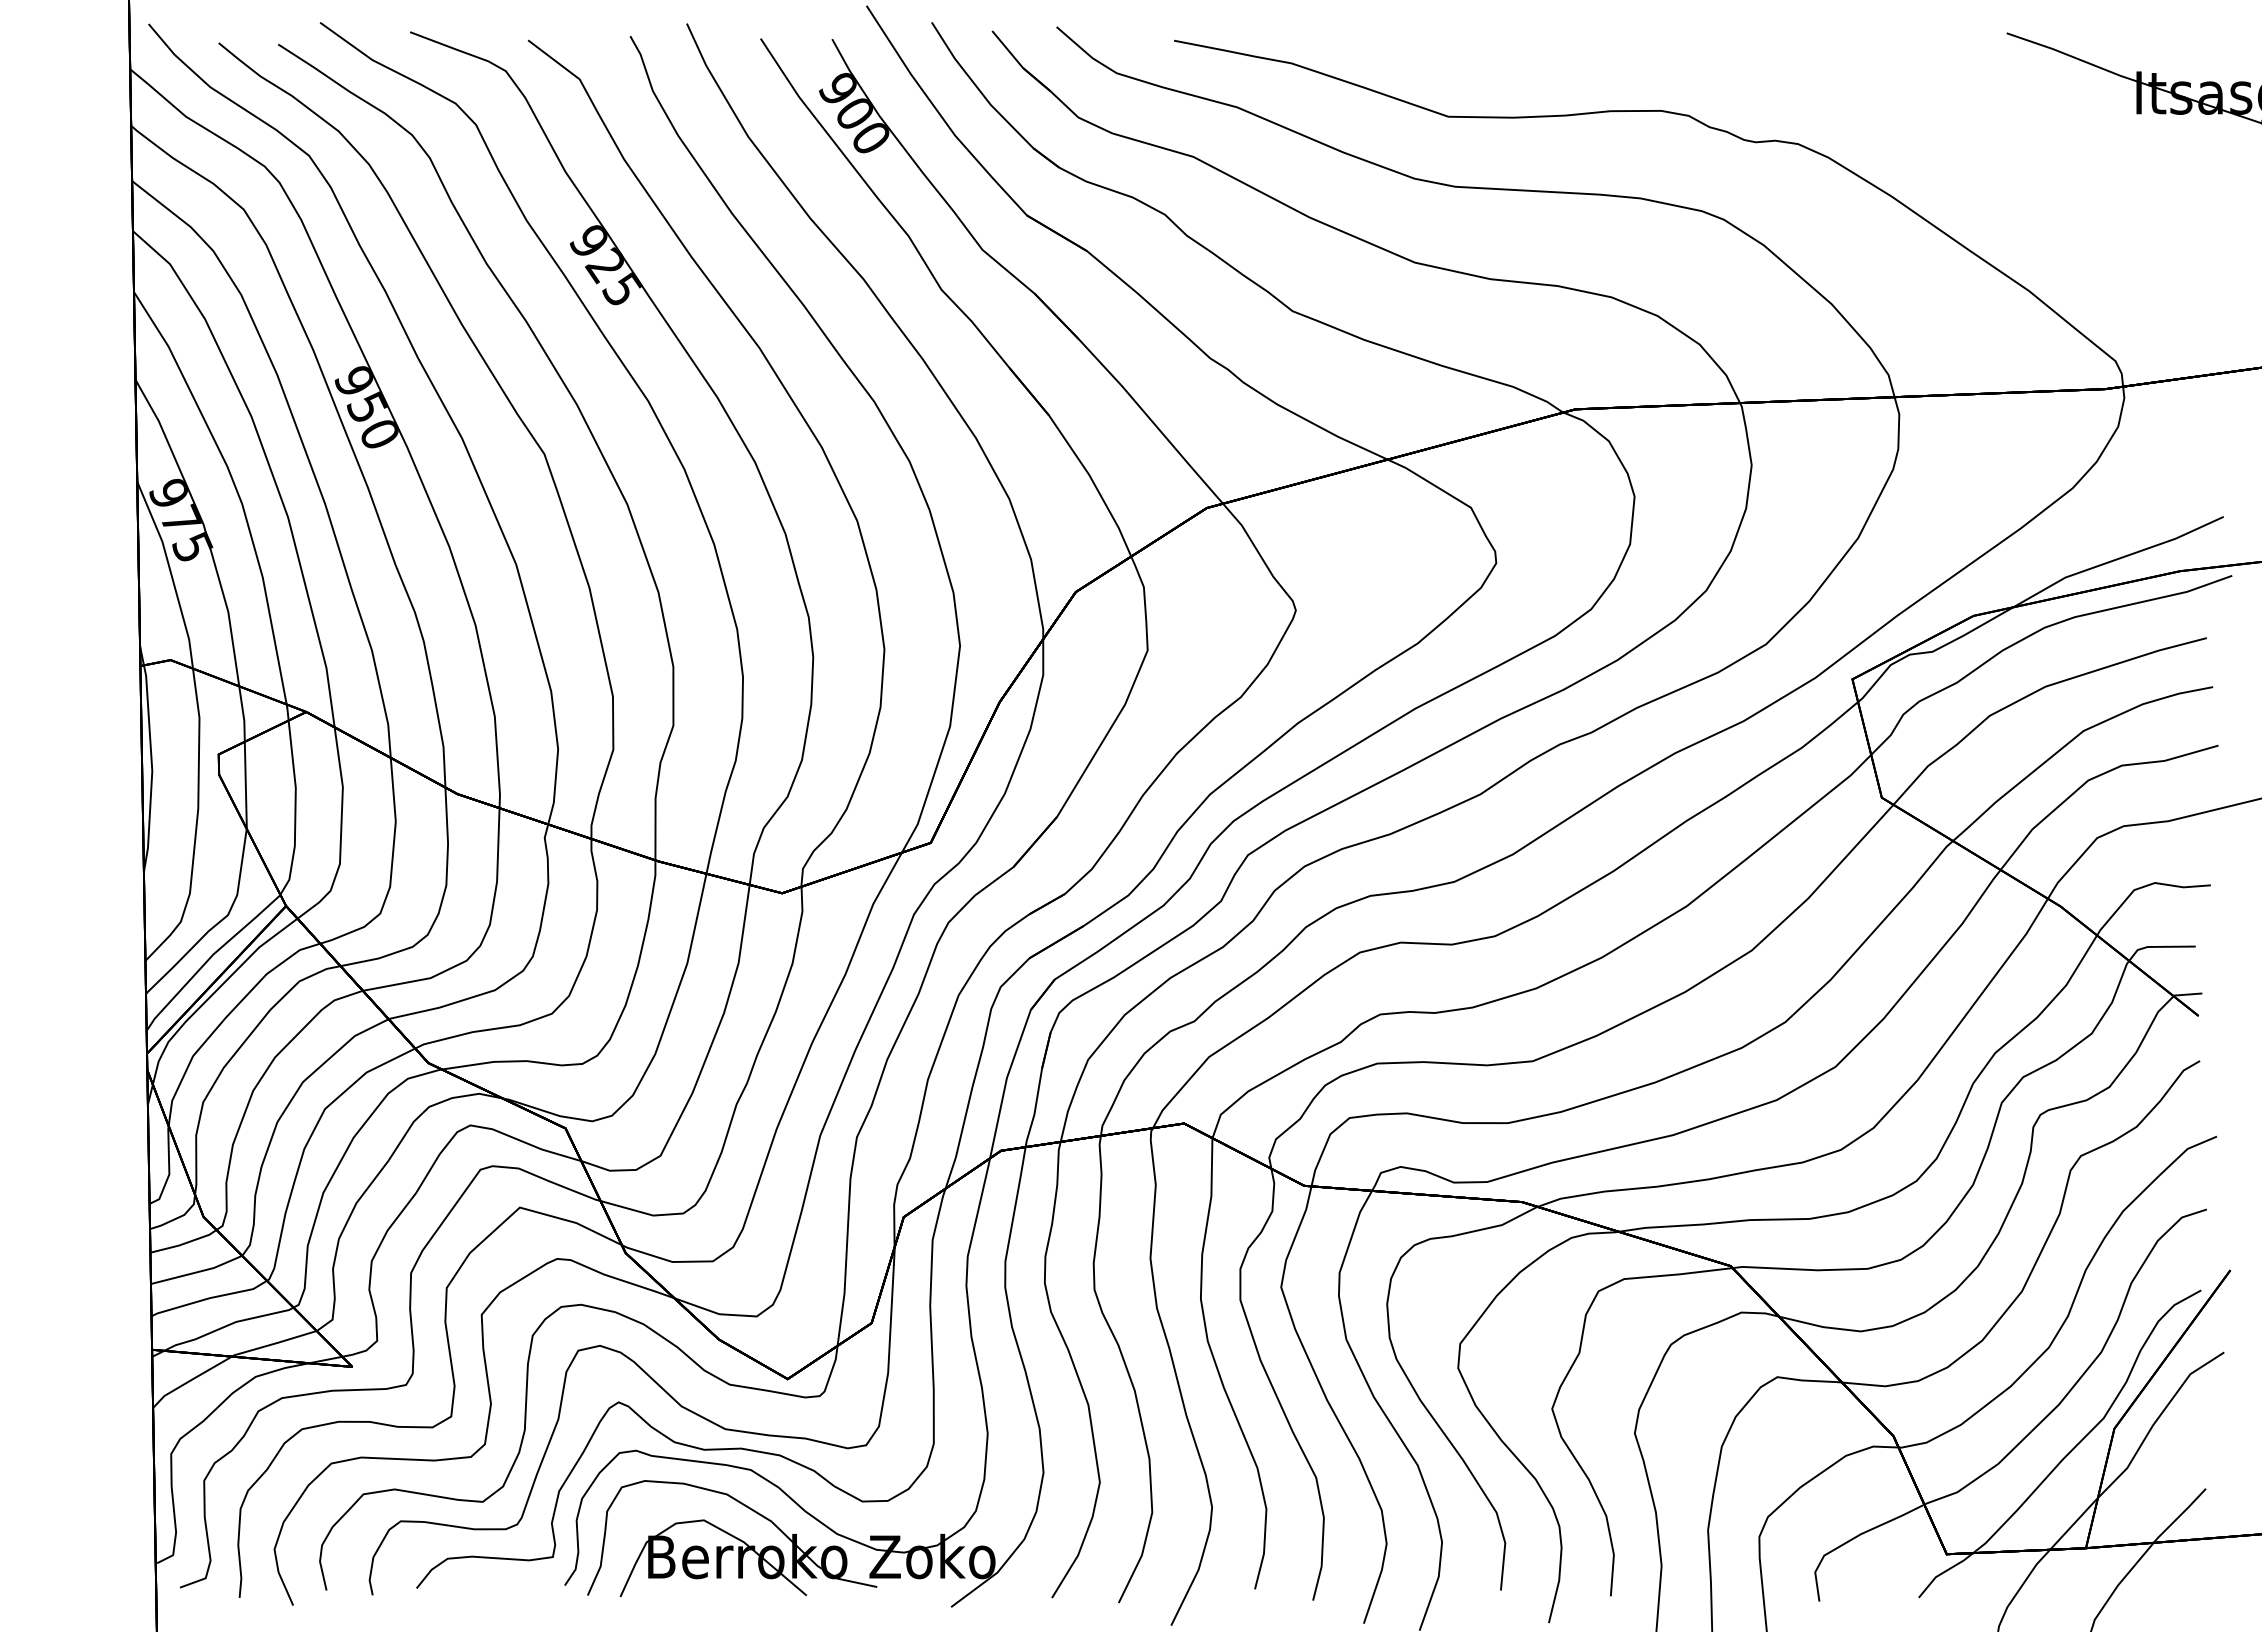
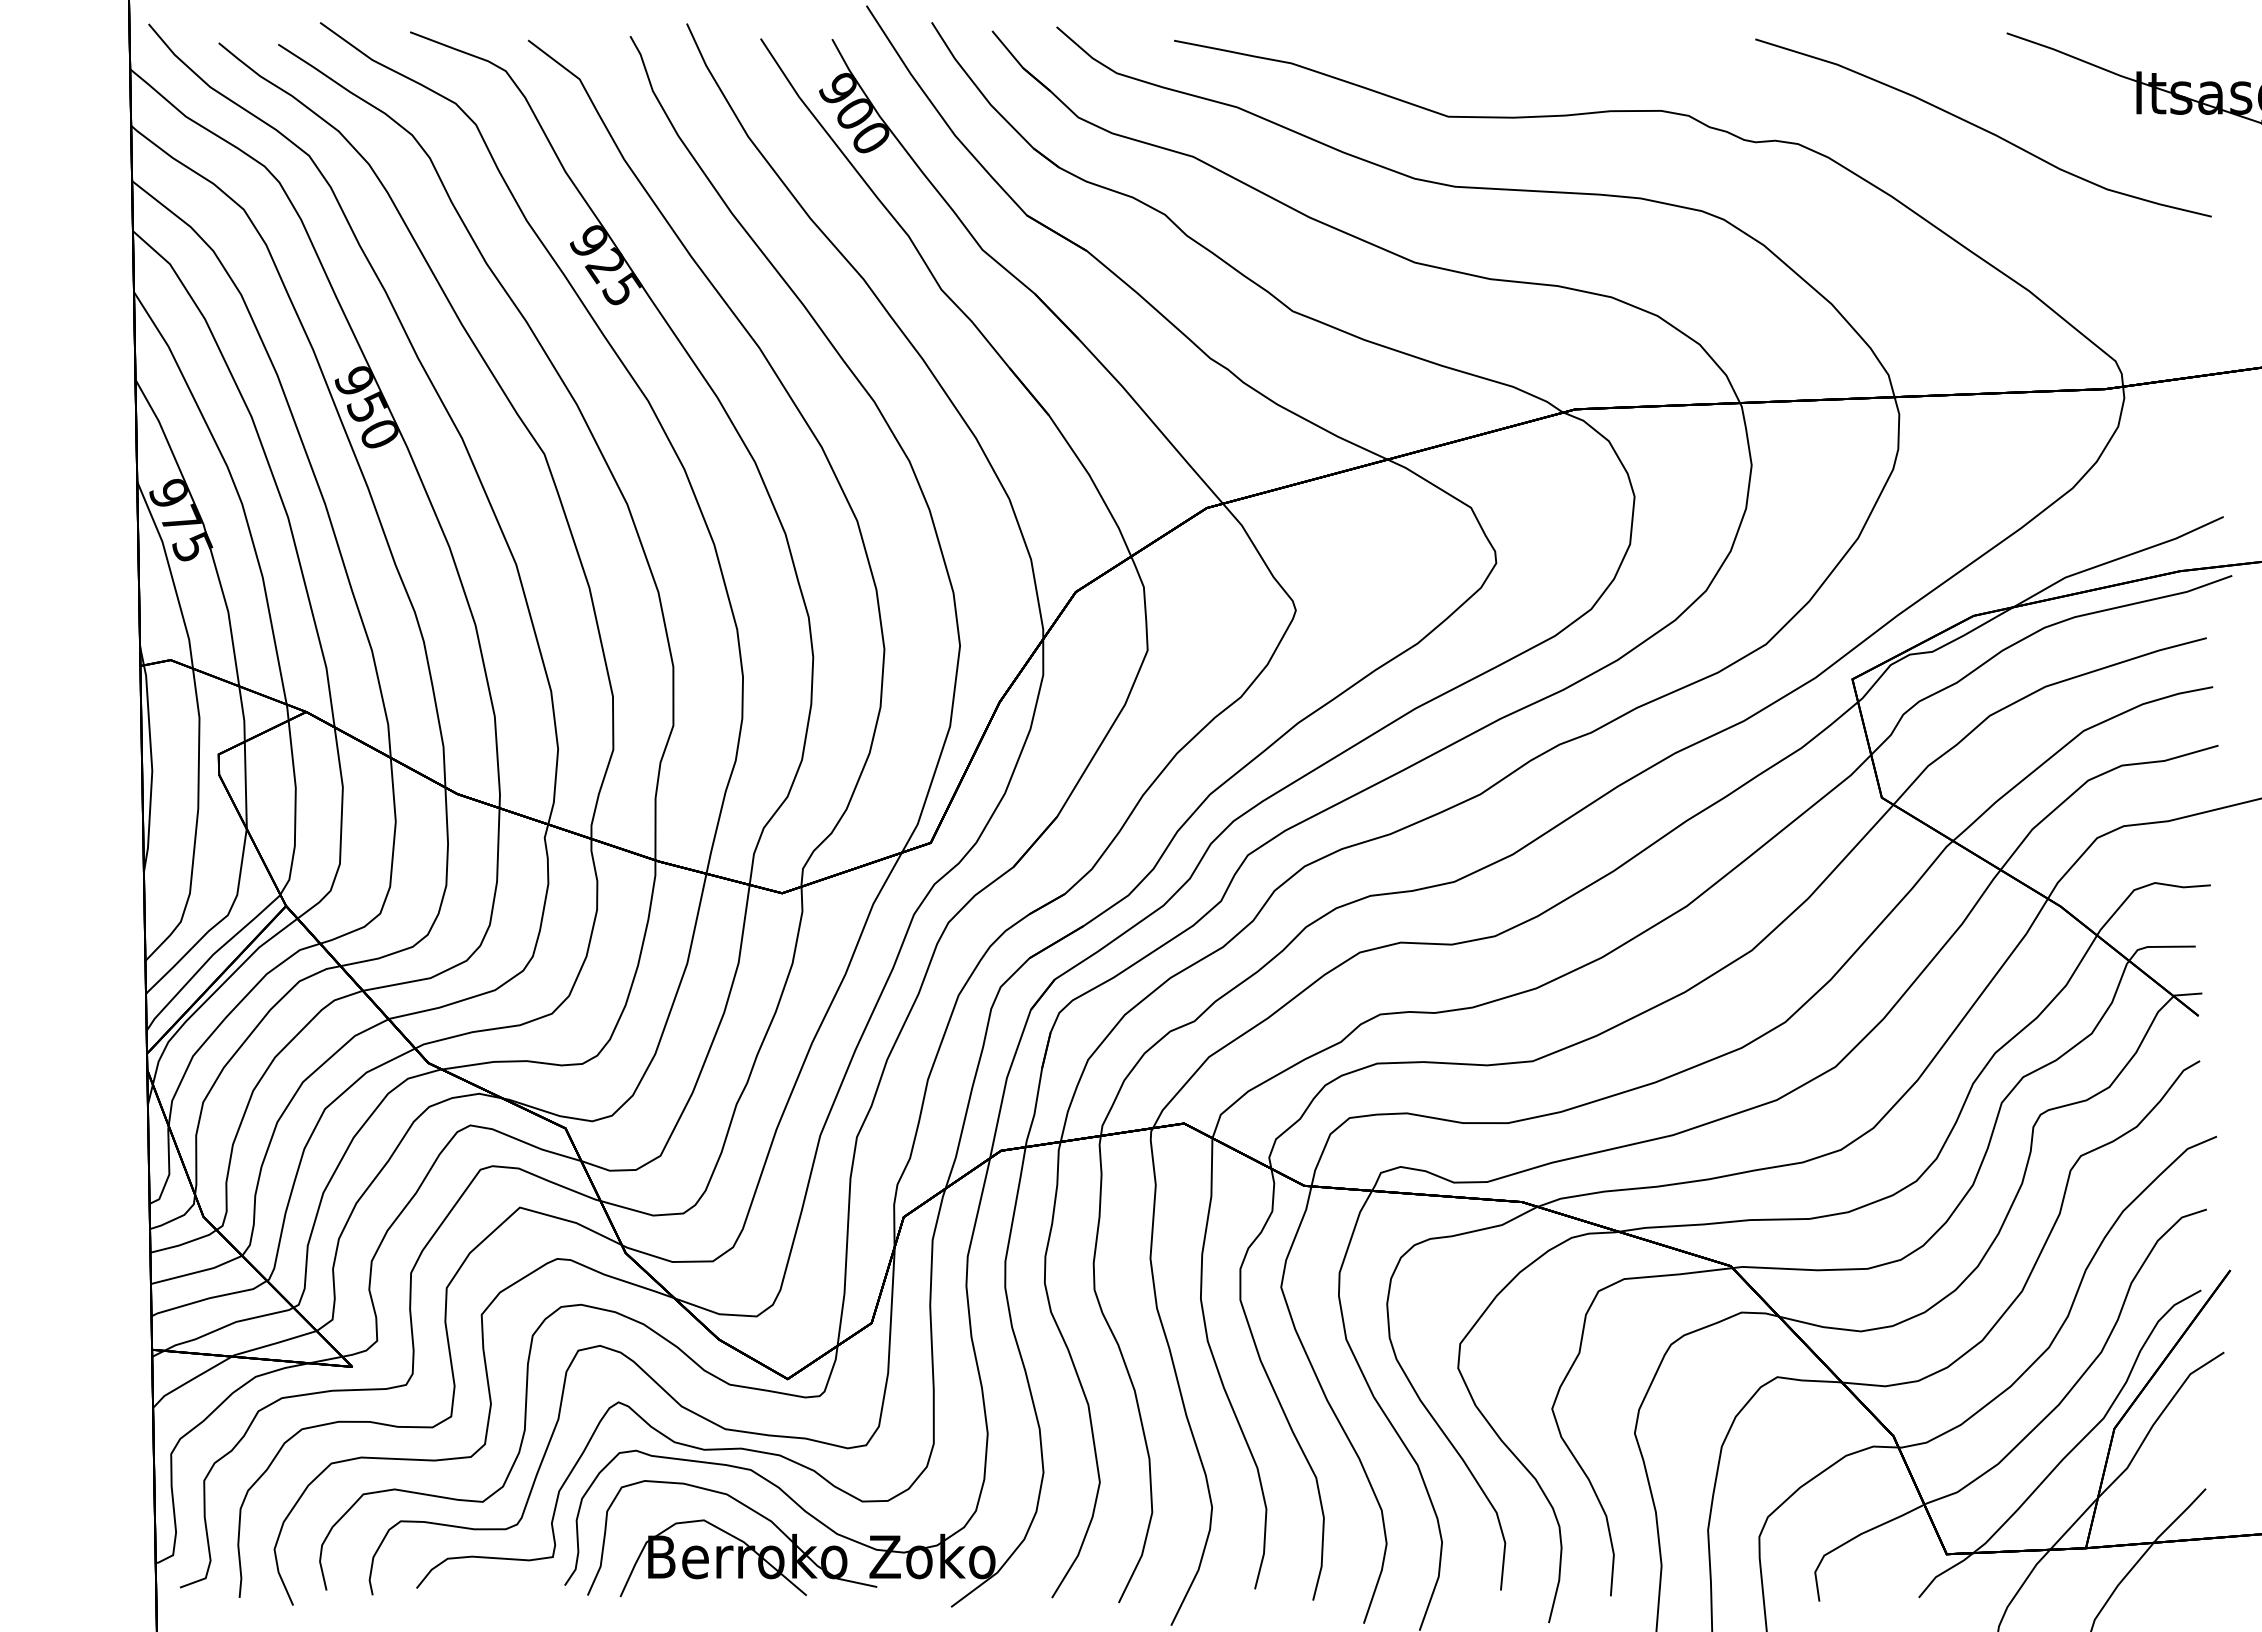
curve: none -> present (1982, 127)
